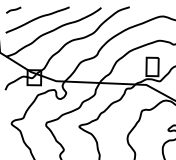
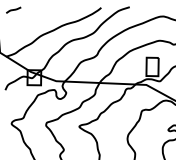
curve: present -> none (37, 19)
